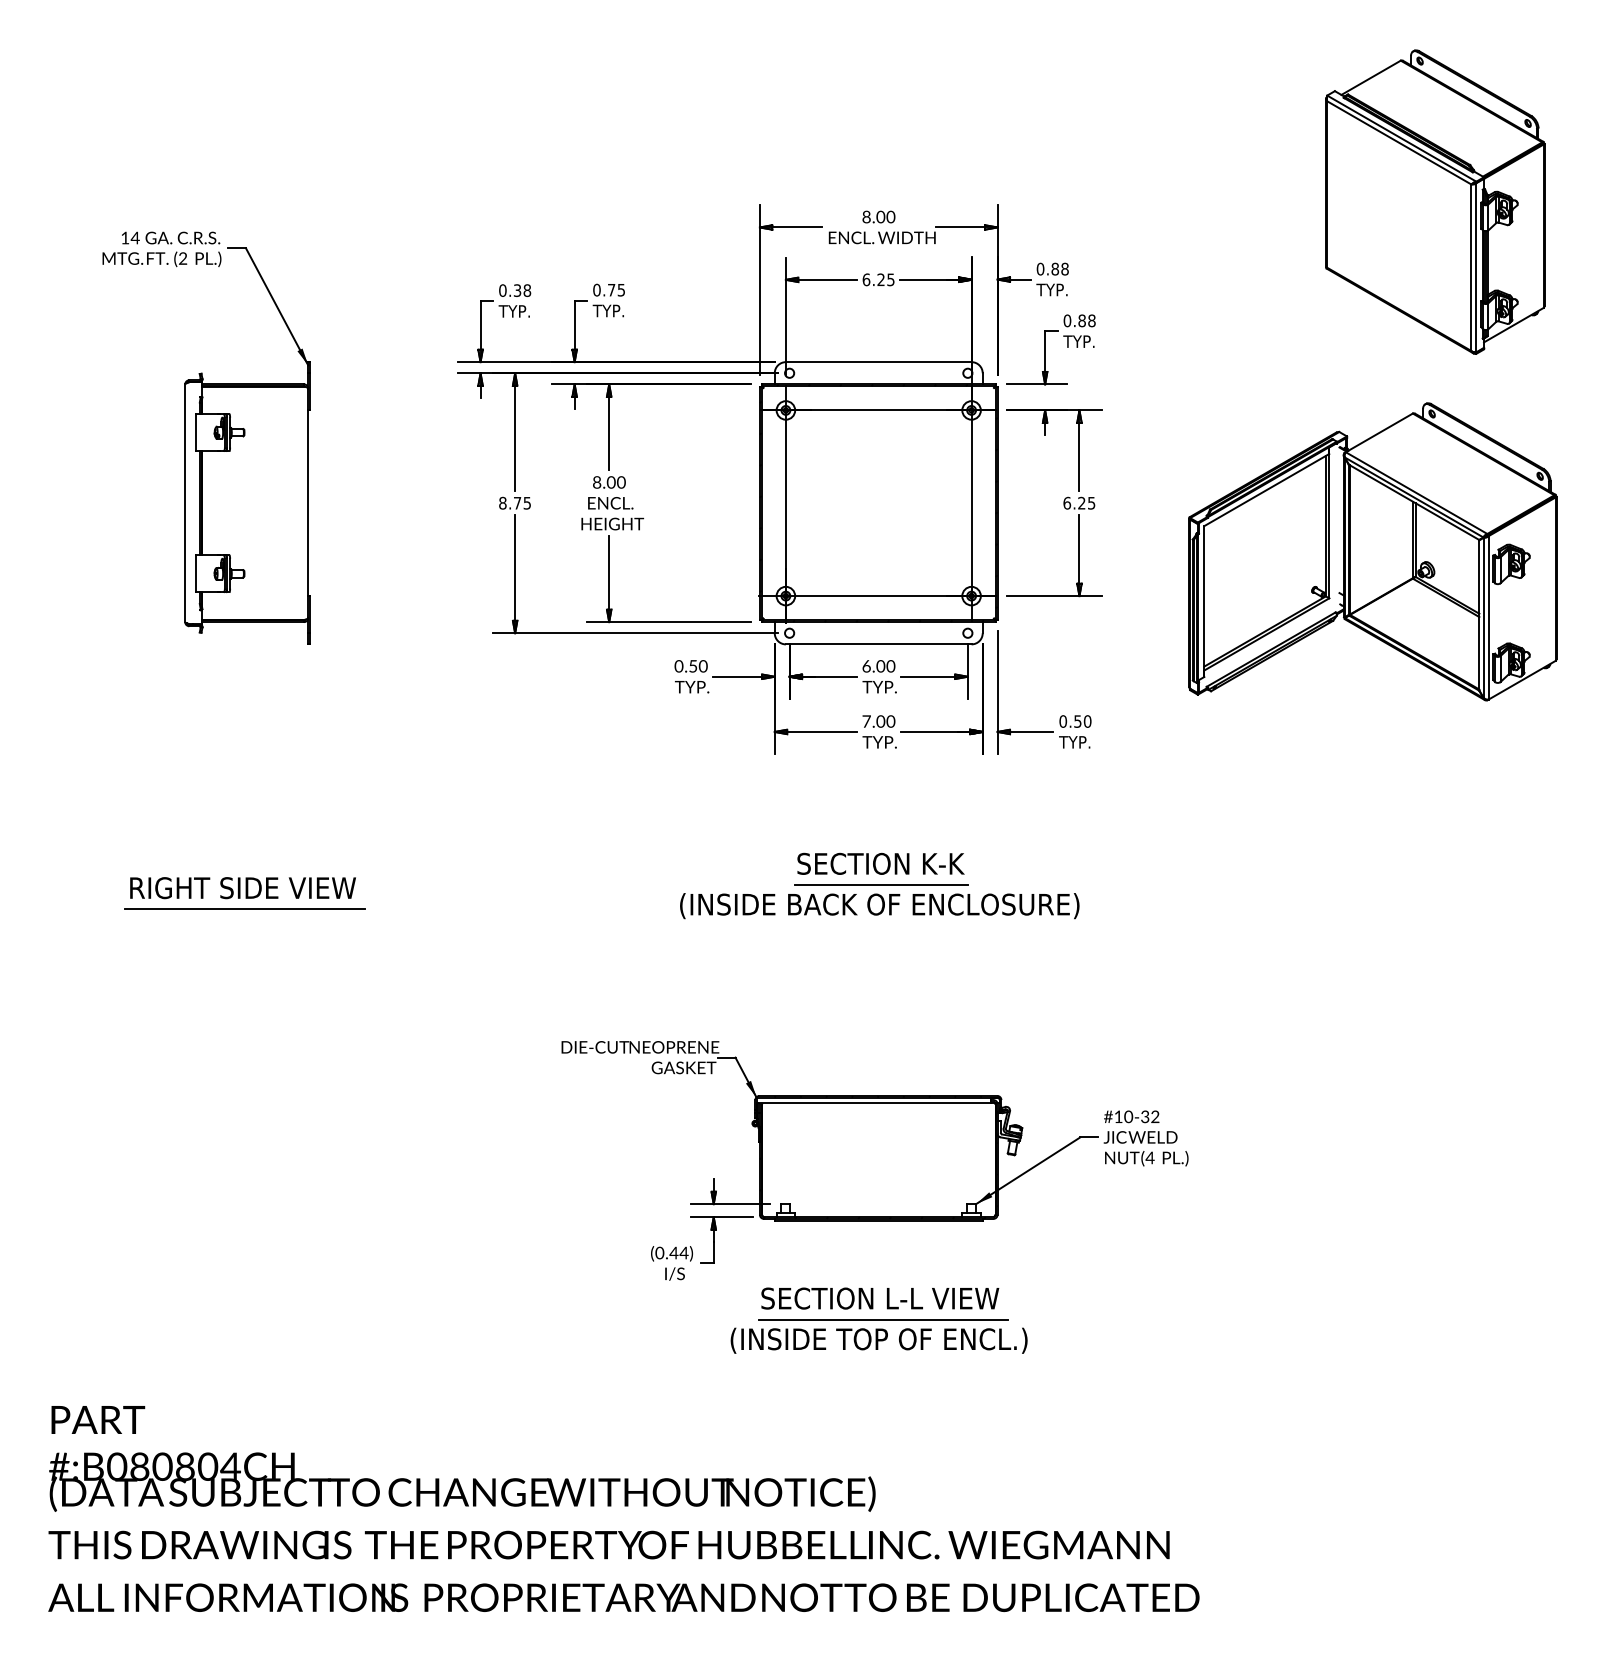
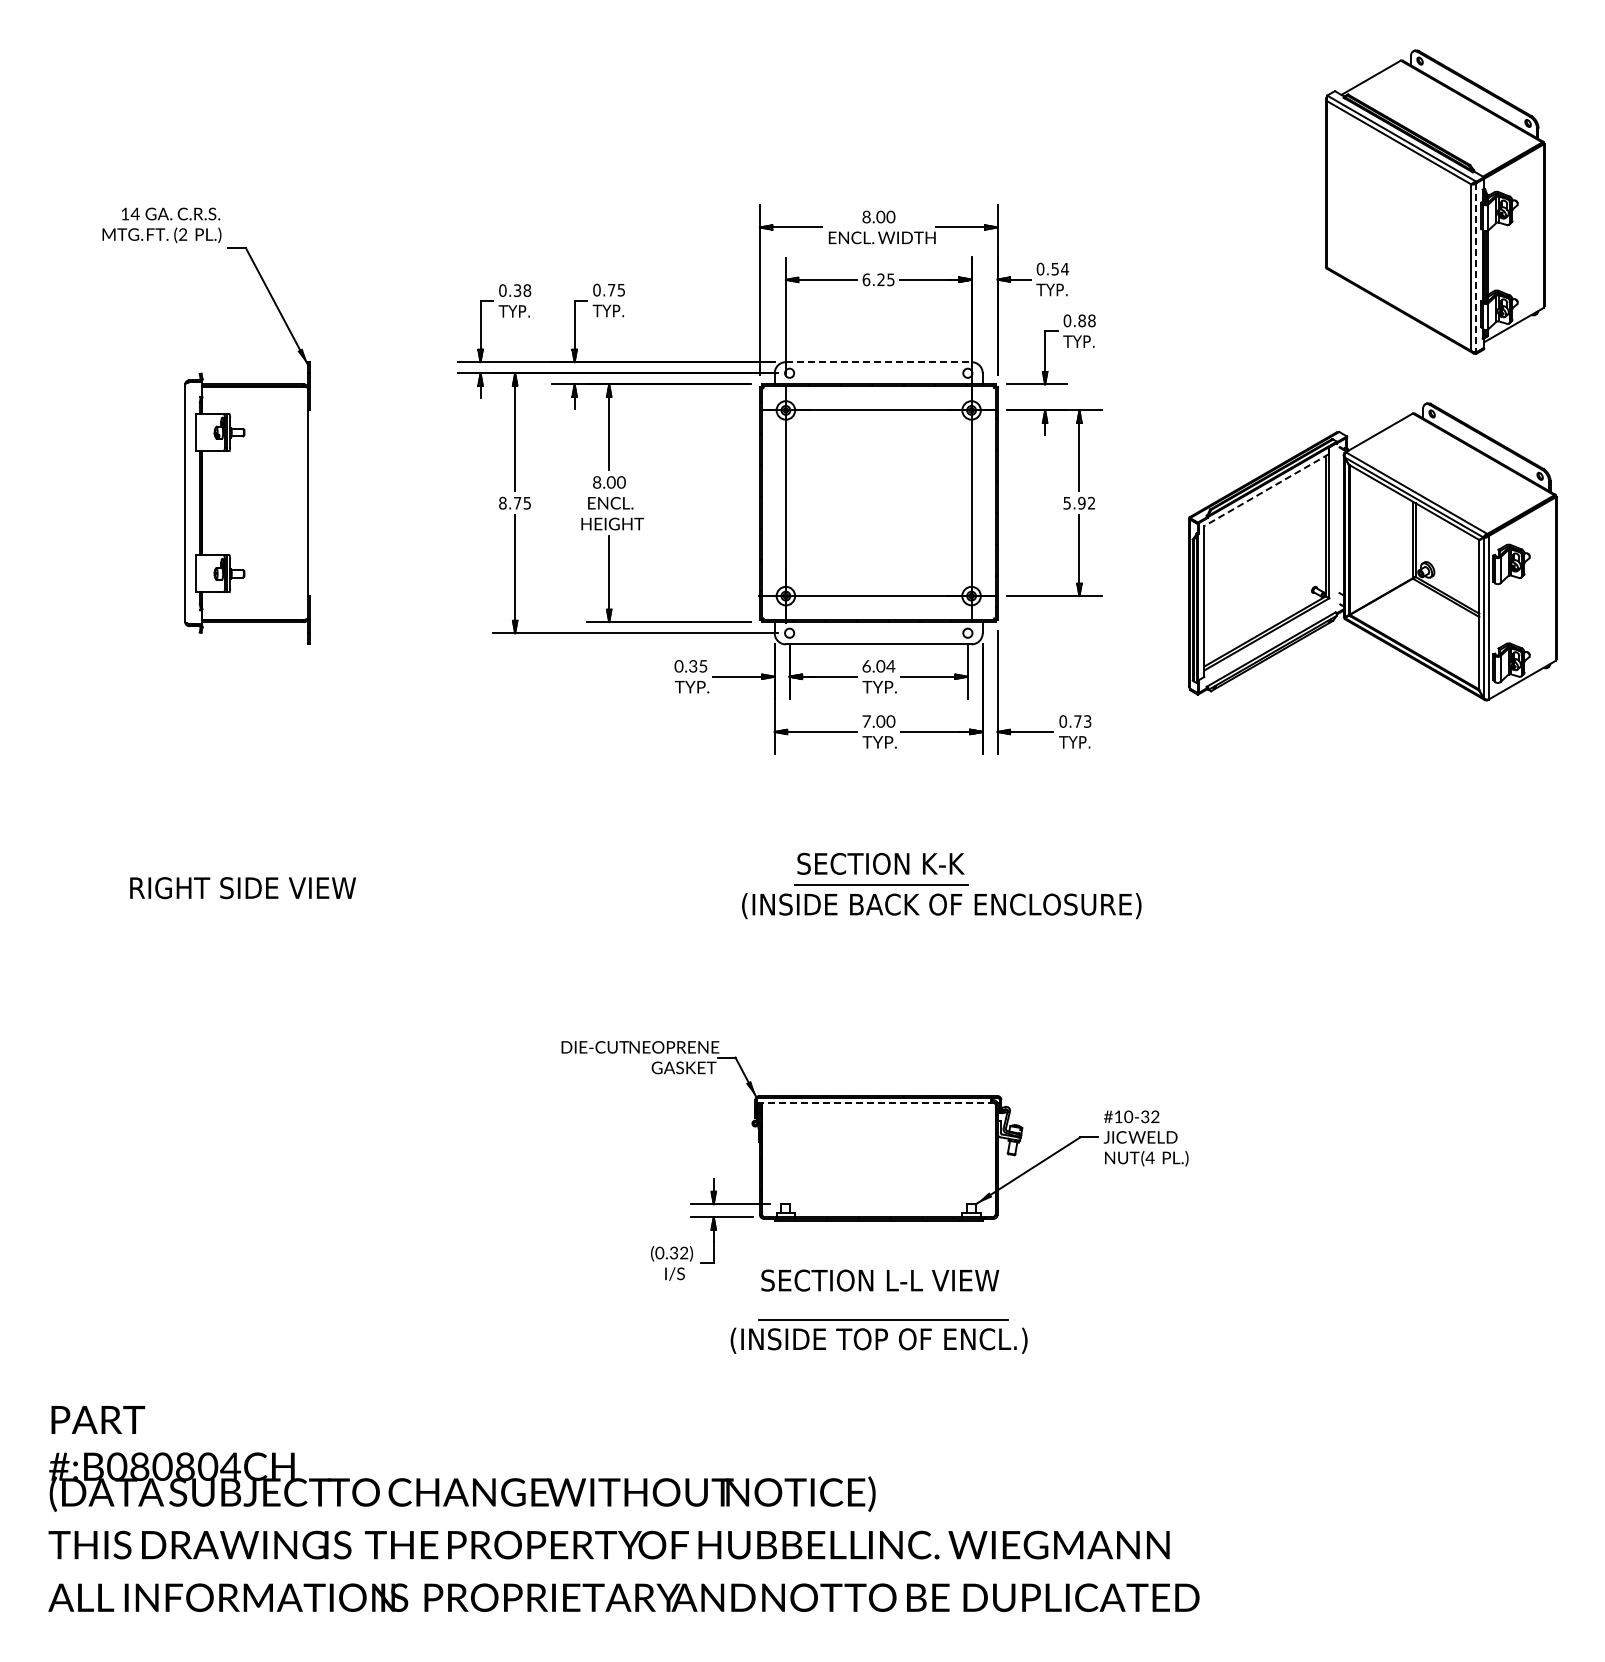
text position: (161, 249) -> (161, 225) (161, 225)
line: solid -> dashed (1476, 267)
text: 0.88 -> 0.54 (1060, 268)
line: solid -> dashed (878, 362)
line: solid -> dashed (1266, 490)
text: 6.25 -> 5.92 (1079, 502)
text: 0.50 -> 0.35 (698, 666)
text: 6.00 -> 6.04 (890, 666)
text: 0.50 -> 0.73 (1082, 721)
text position: (879, 906) -> (941, 906) (941, 906)
line: present -> none (245, 909)
line: solid -> dashed (873, 1103)
text: (0.44) -> (0.32) (678, 1252)
text position: (880, 1298) -> (880, 1280) (880, 1280)
